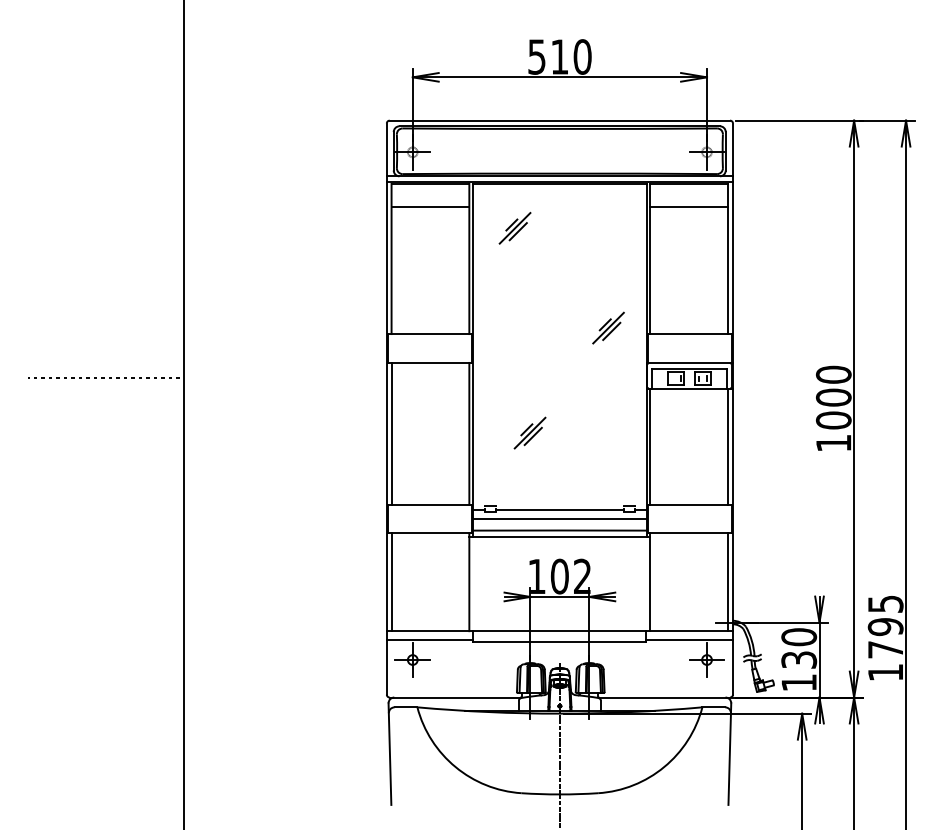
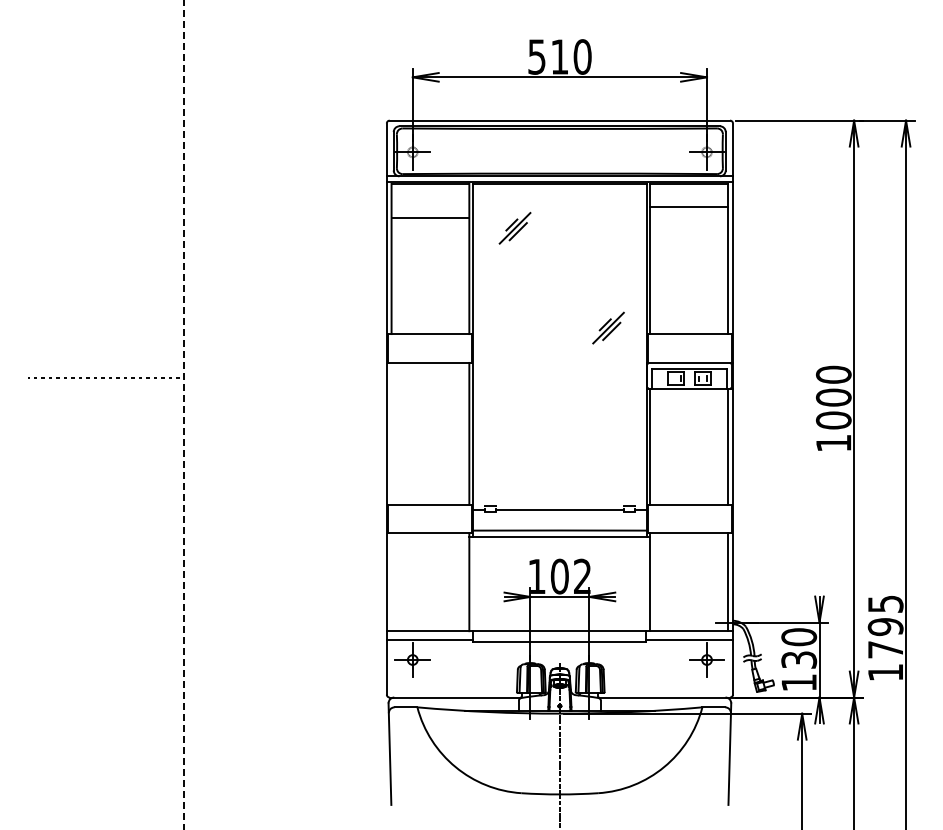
line position: (430, 207) -> (430, 218) (430, 218)
line: solid -> dashed (184, 414)
part: present -> none (529, 432)
line: present -> none (391, 433)
line: present -> none (560, 518)
line: present -> none (391, 582)
